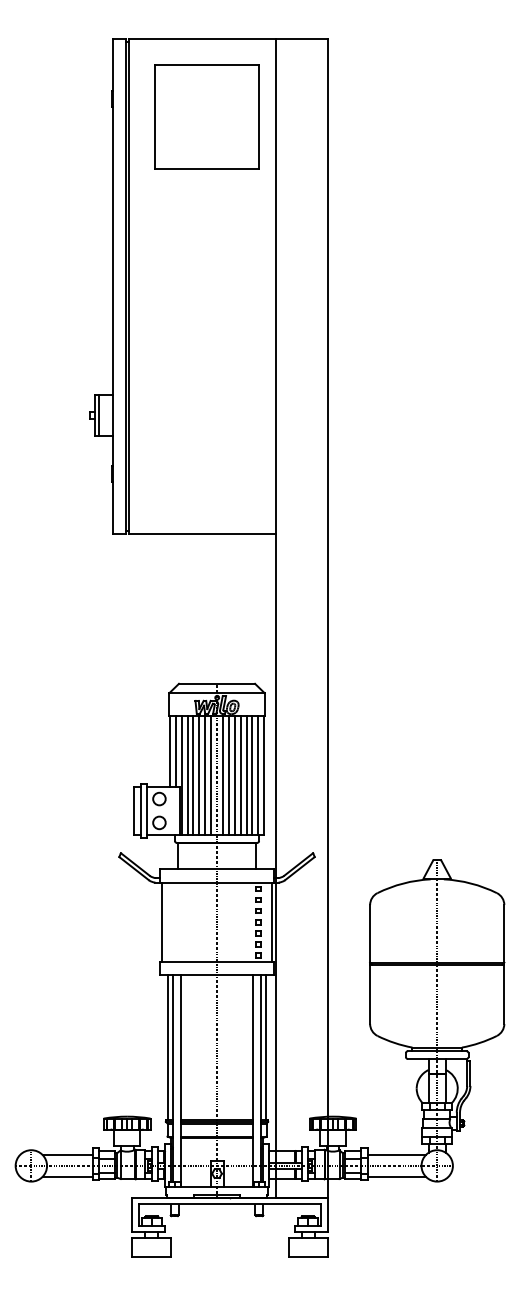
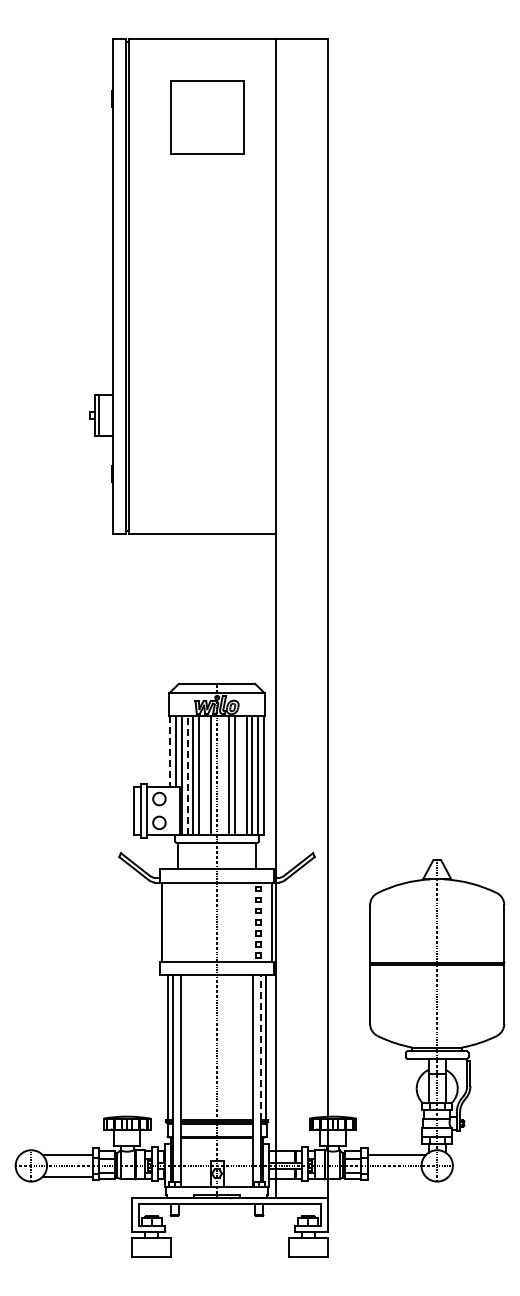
part size: 106x106 px -> 75x75 px (207, 117)
line: solid -> dashed (169, 751)
line: present -> none (205, 774)
line: present -> none (222, 774)
line: present -> none (240, 774)
line: solid -> dashed (187, 775)
line: solid -> dashed (261, 1047)
line: present -> none (396, 1176)
